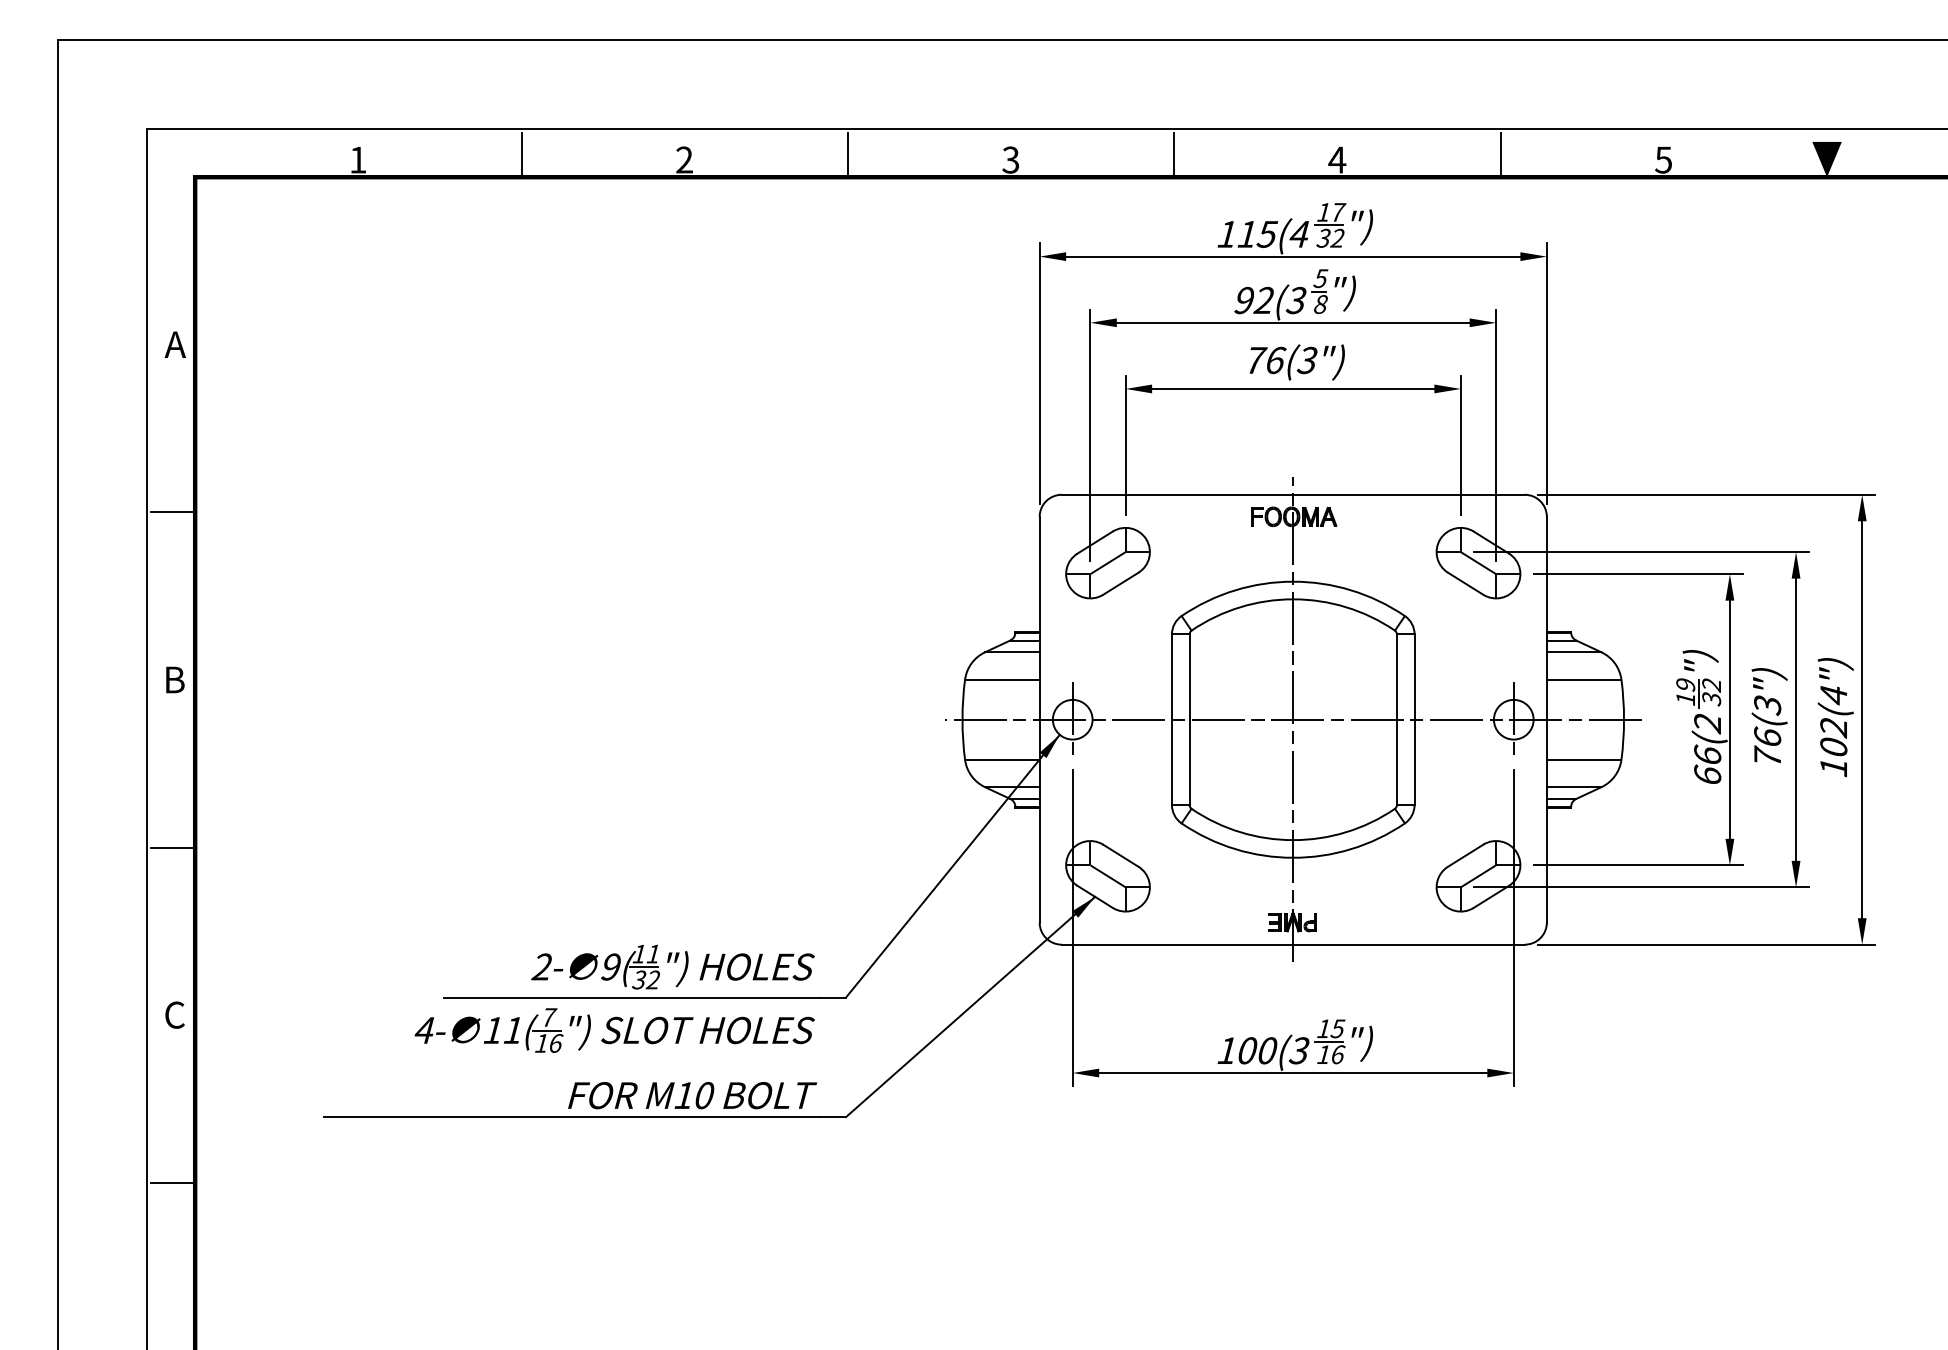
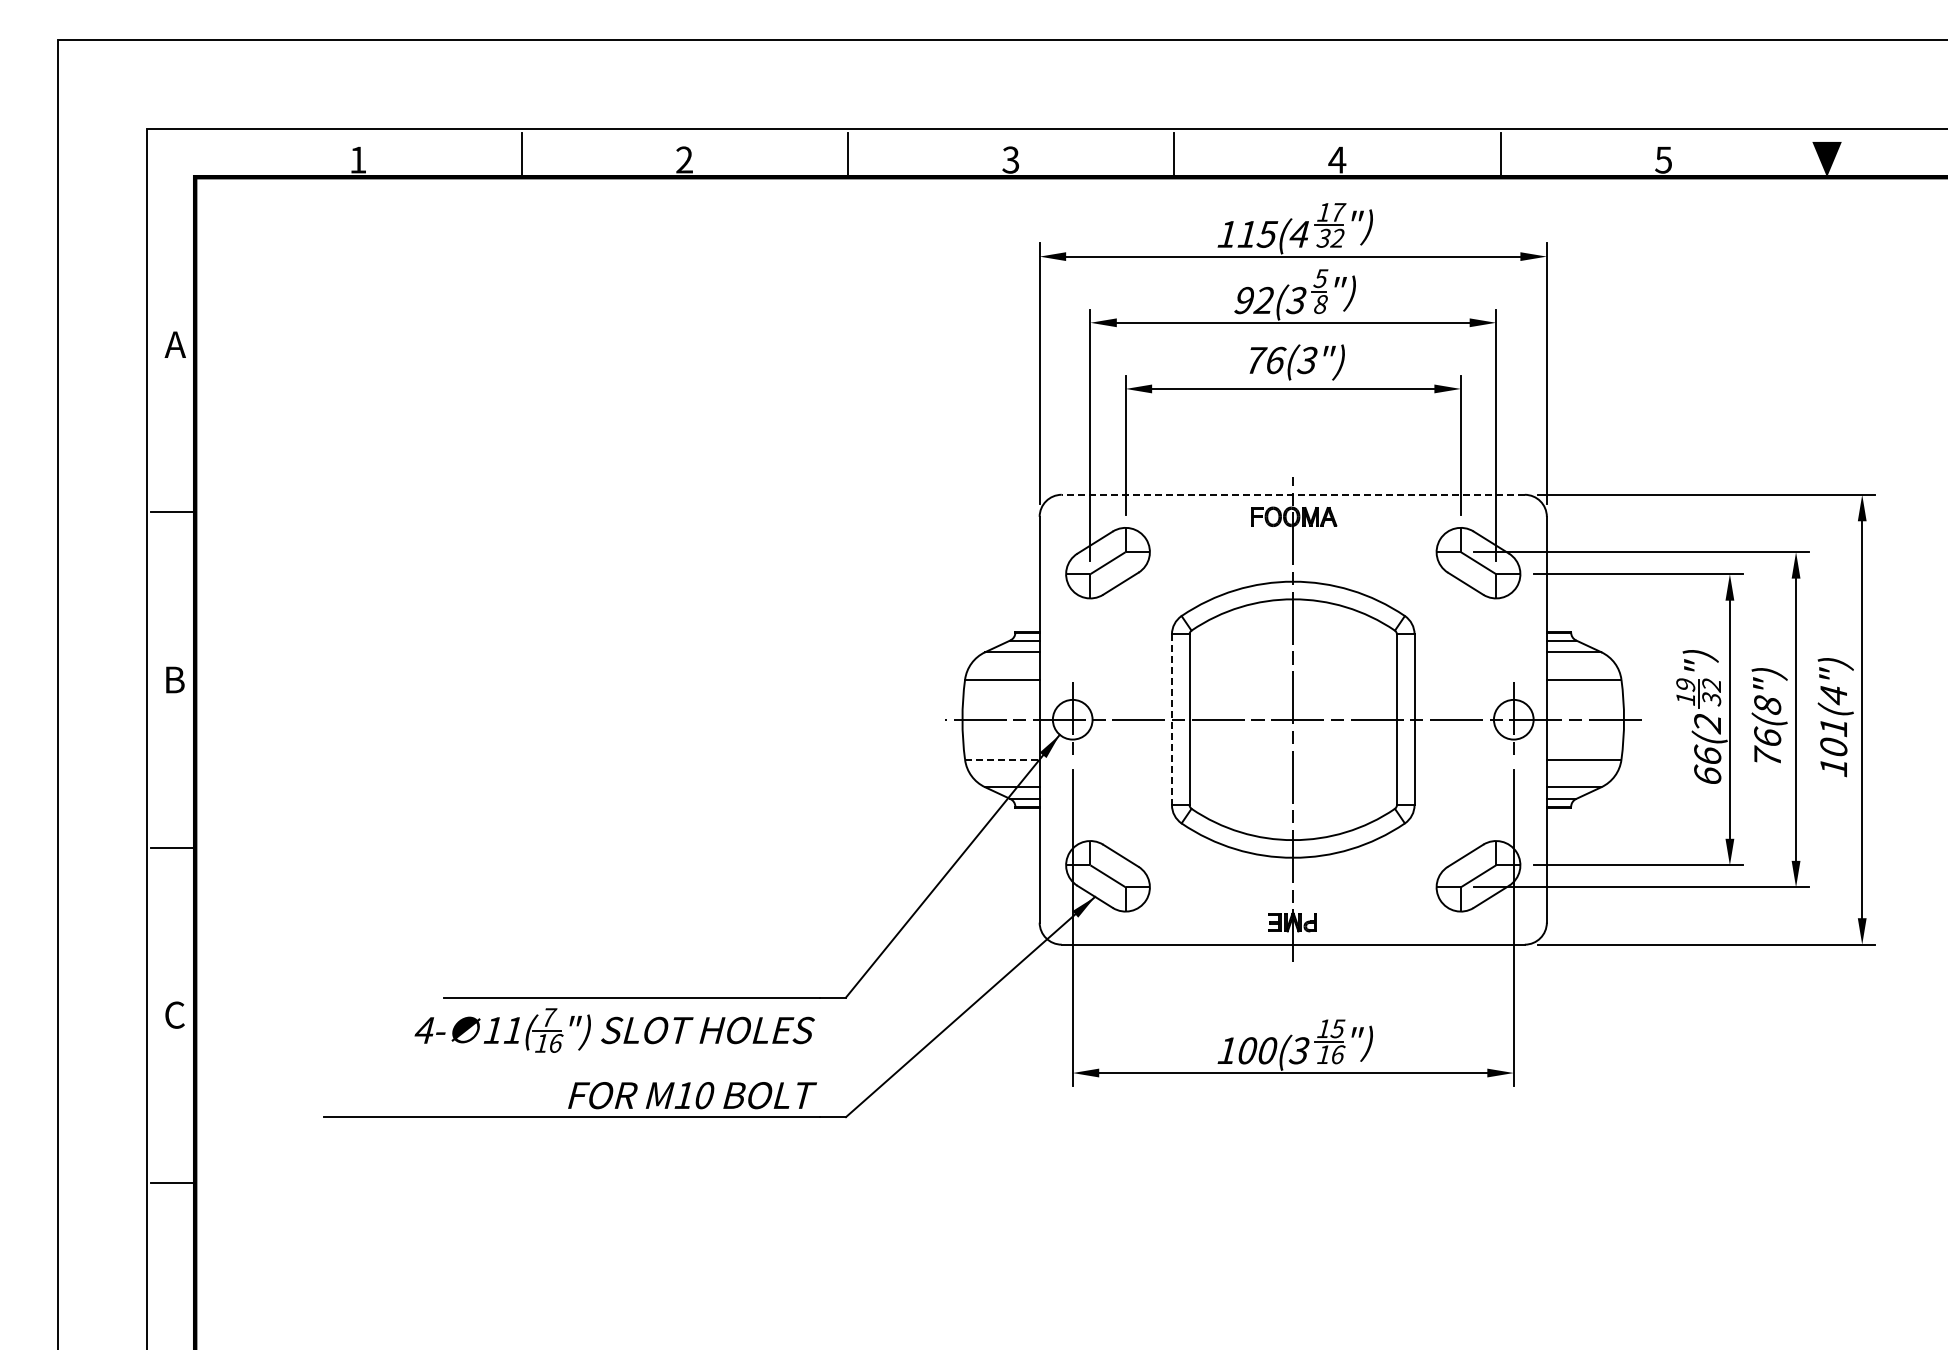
line: solid -> dashed (1293, 494)
text: (3") -> (8") (1767, 705)
line: solid -> dashed (1171, 720)
text: 102 -> 101 (1833, 728)
line: solid -> dashed (1002, 759)
part: present -> none (672, 966)
